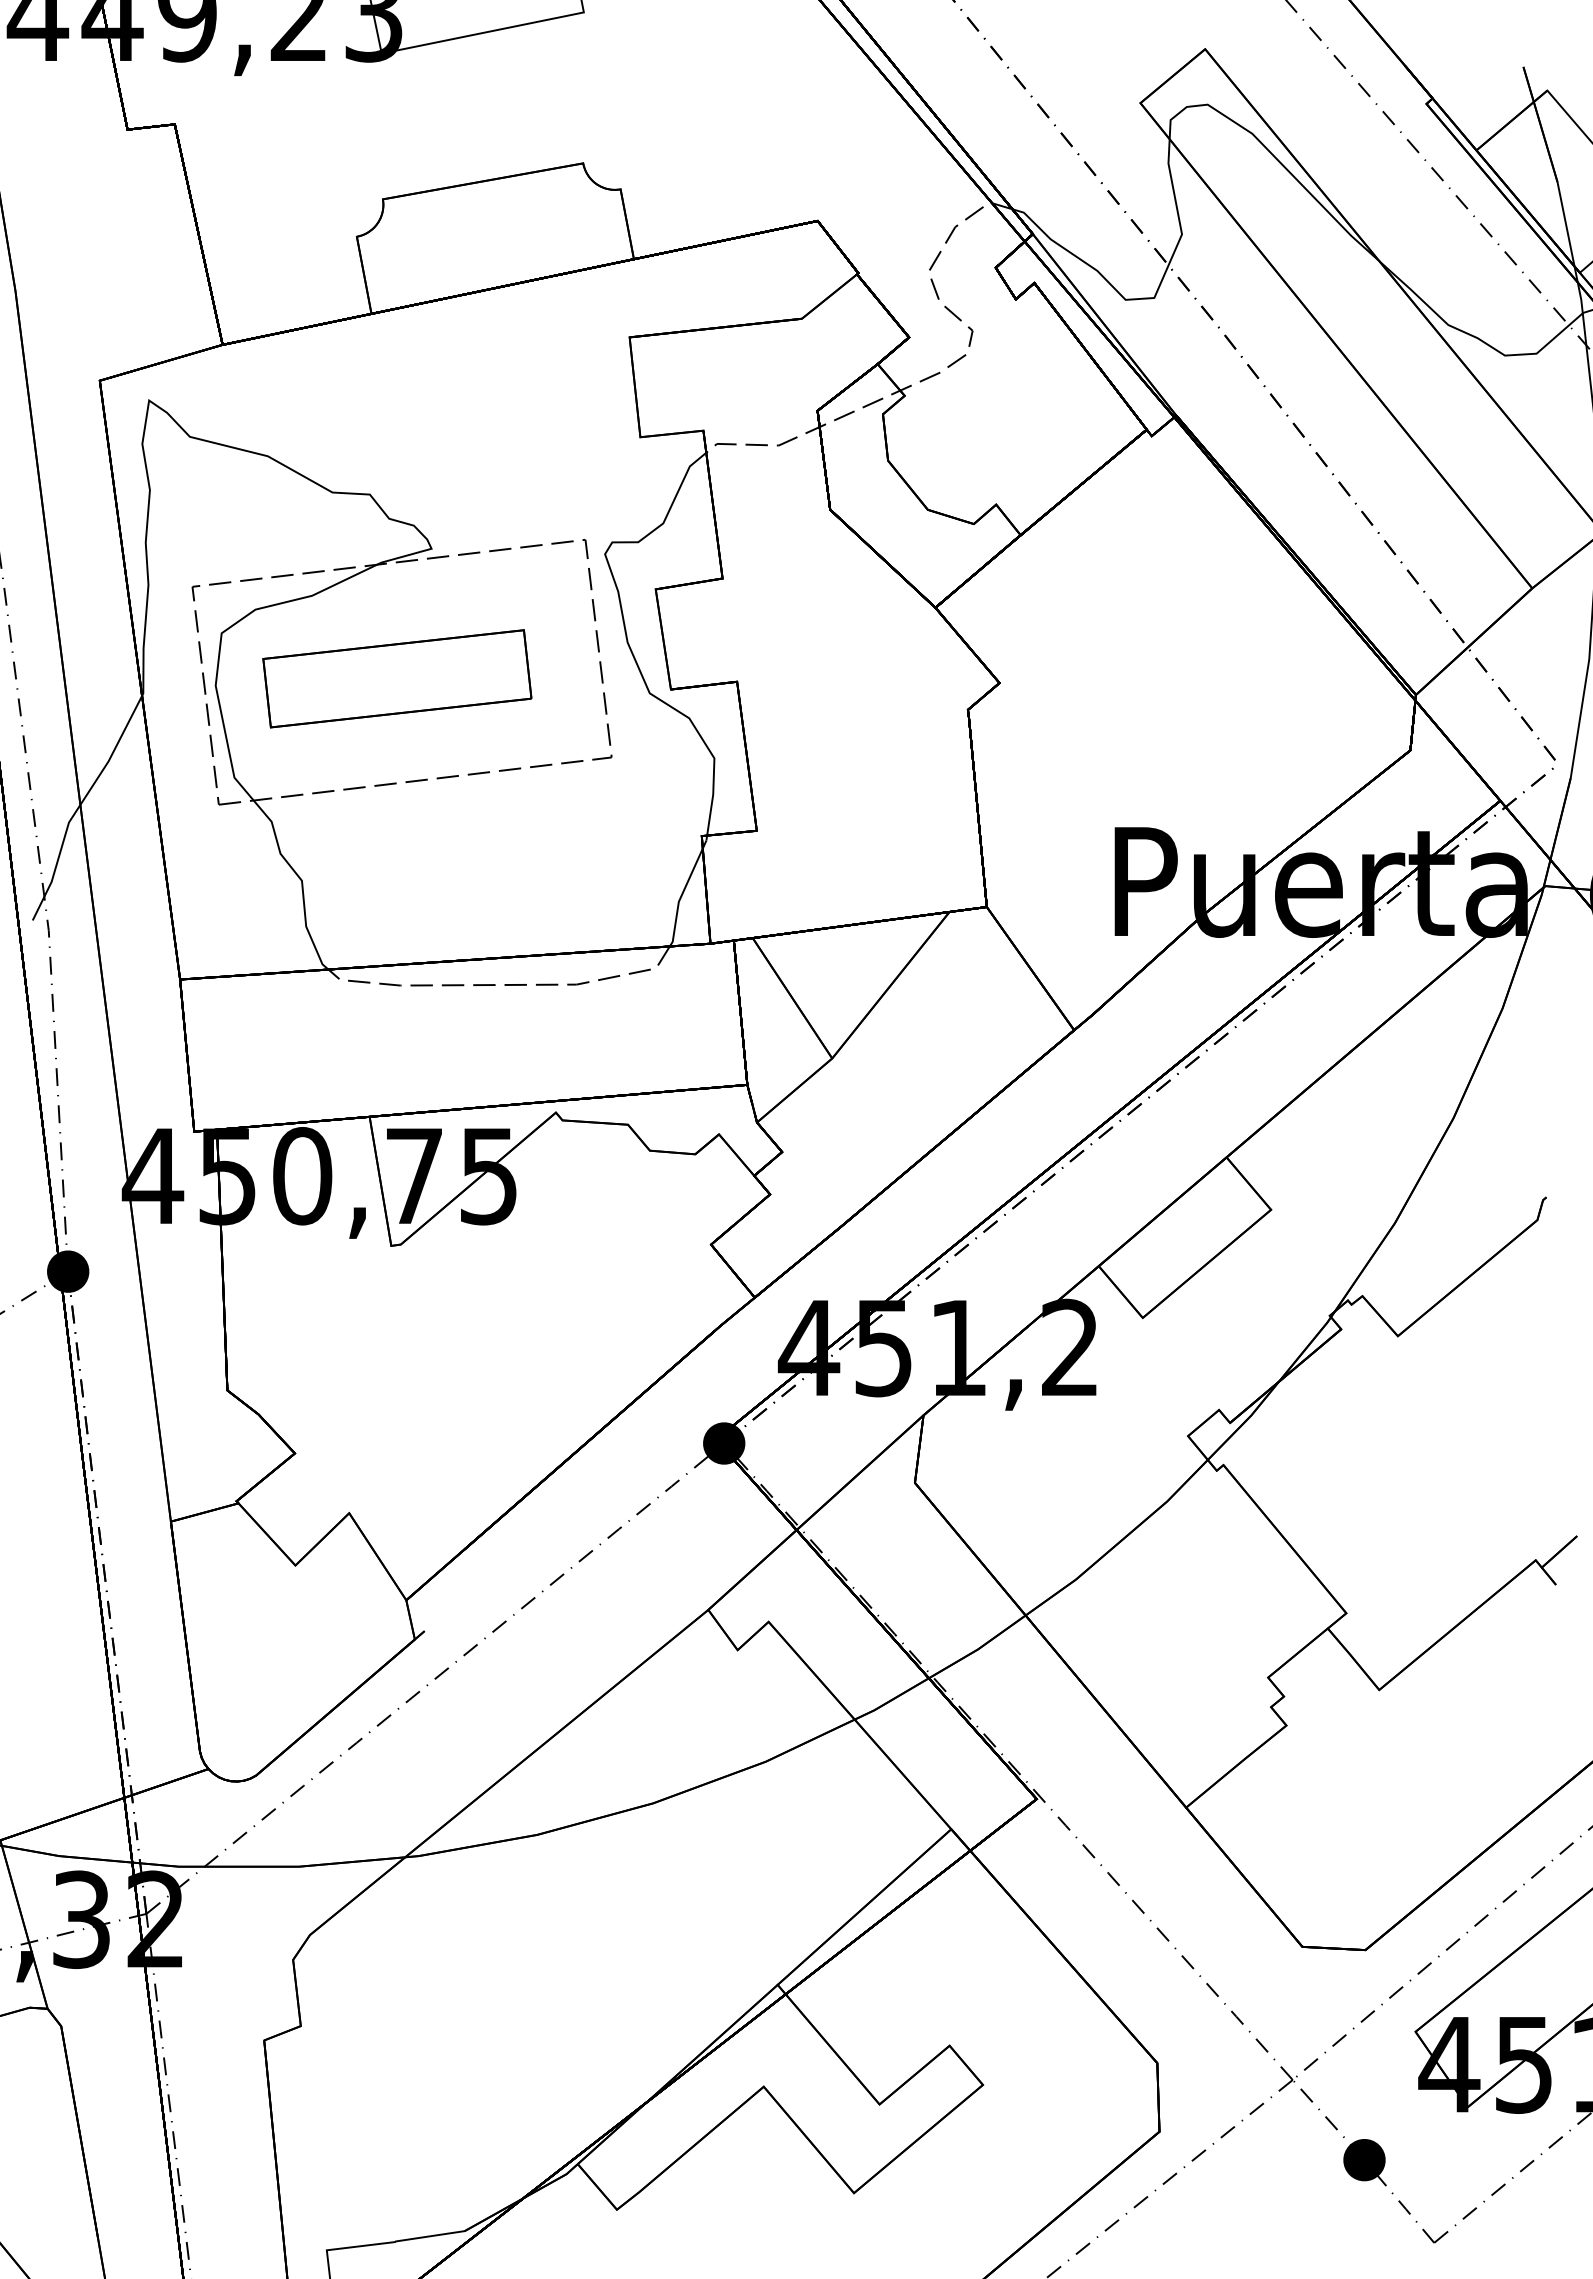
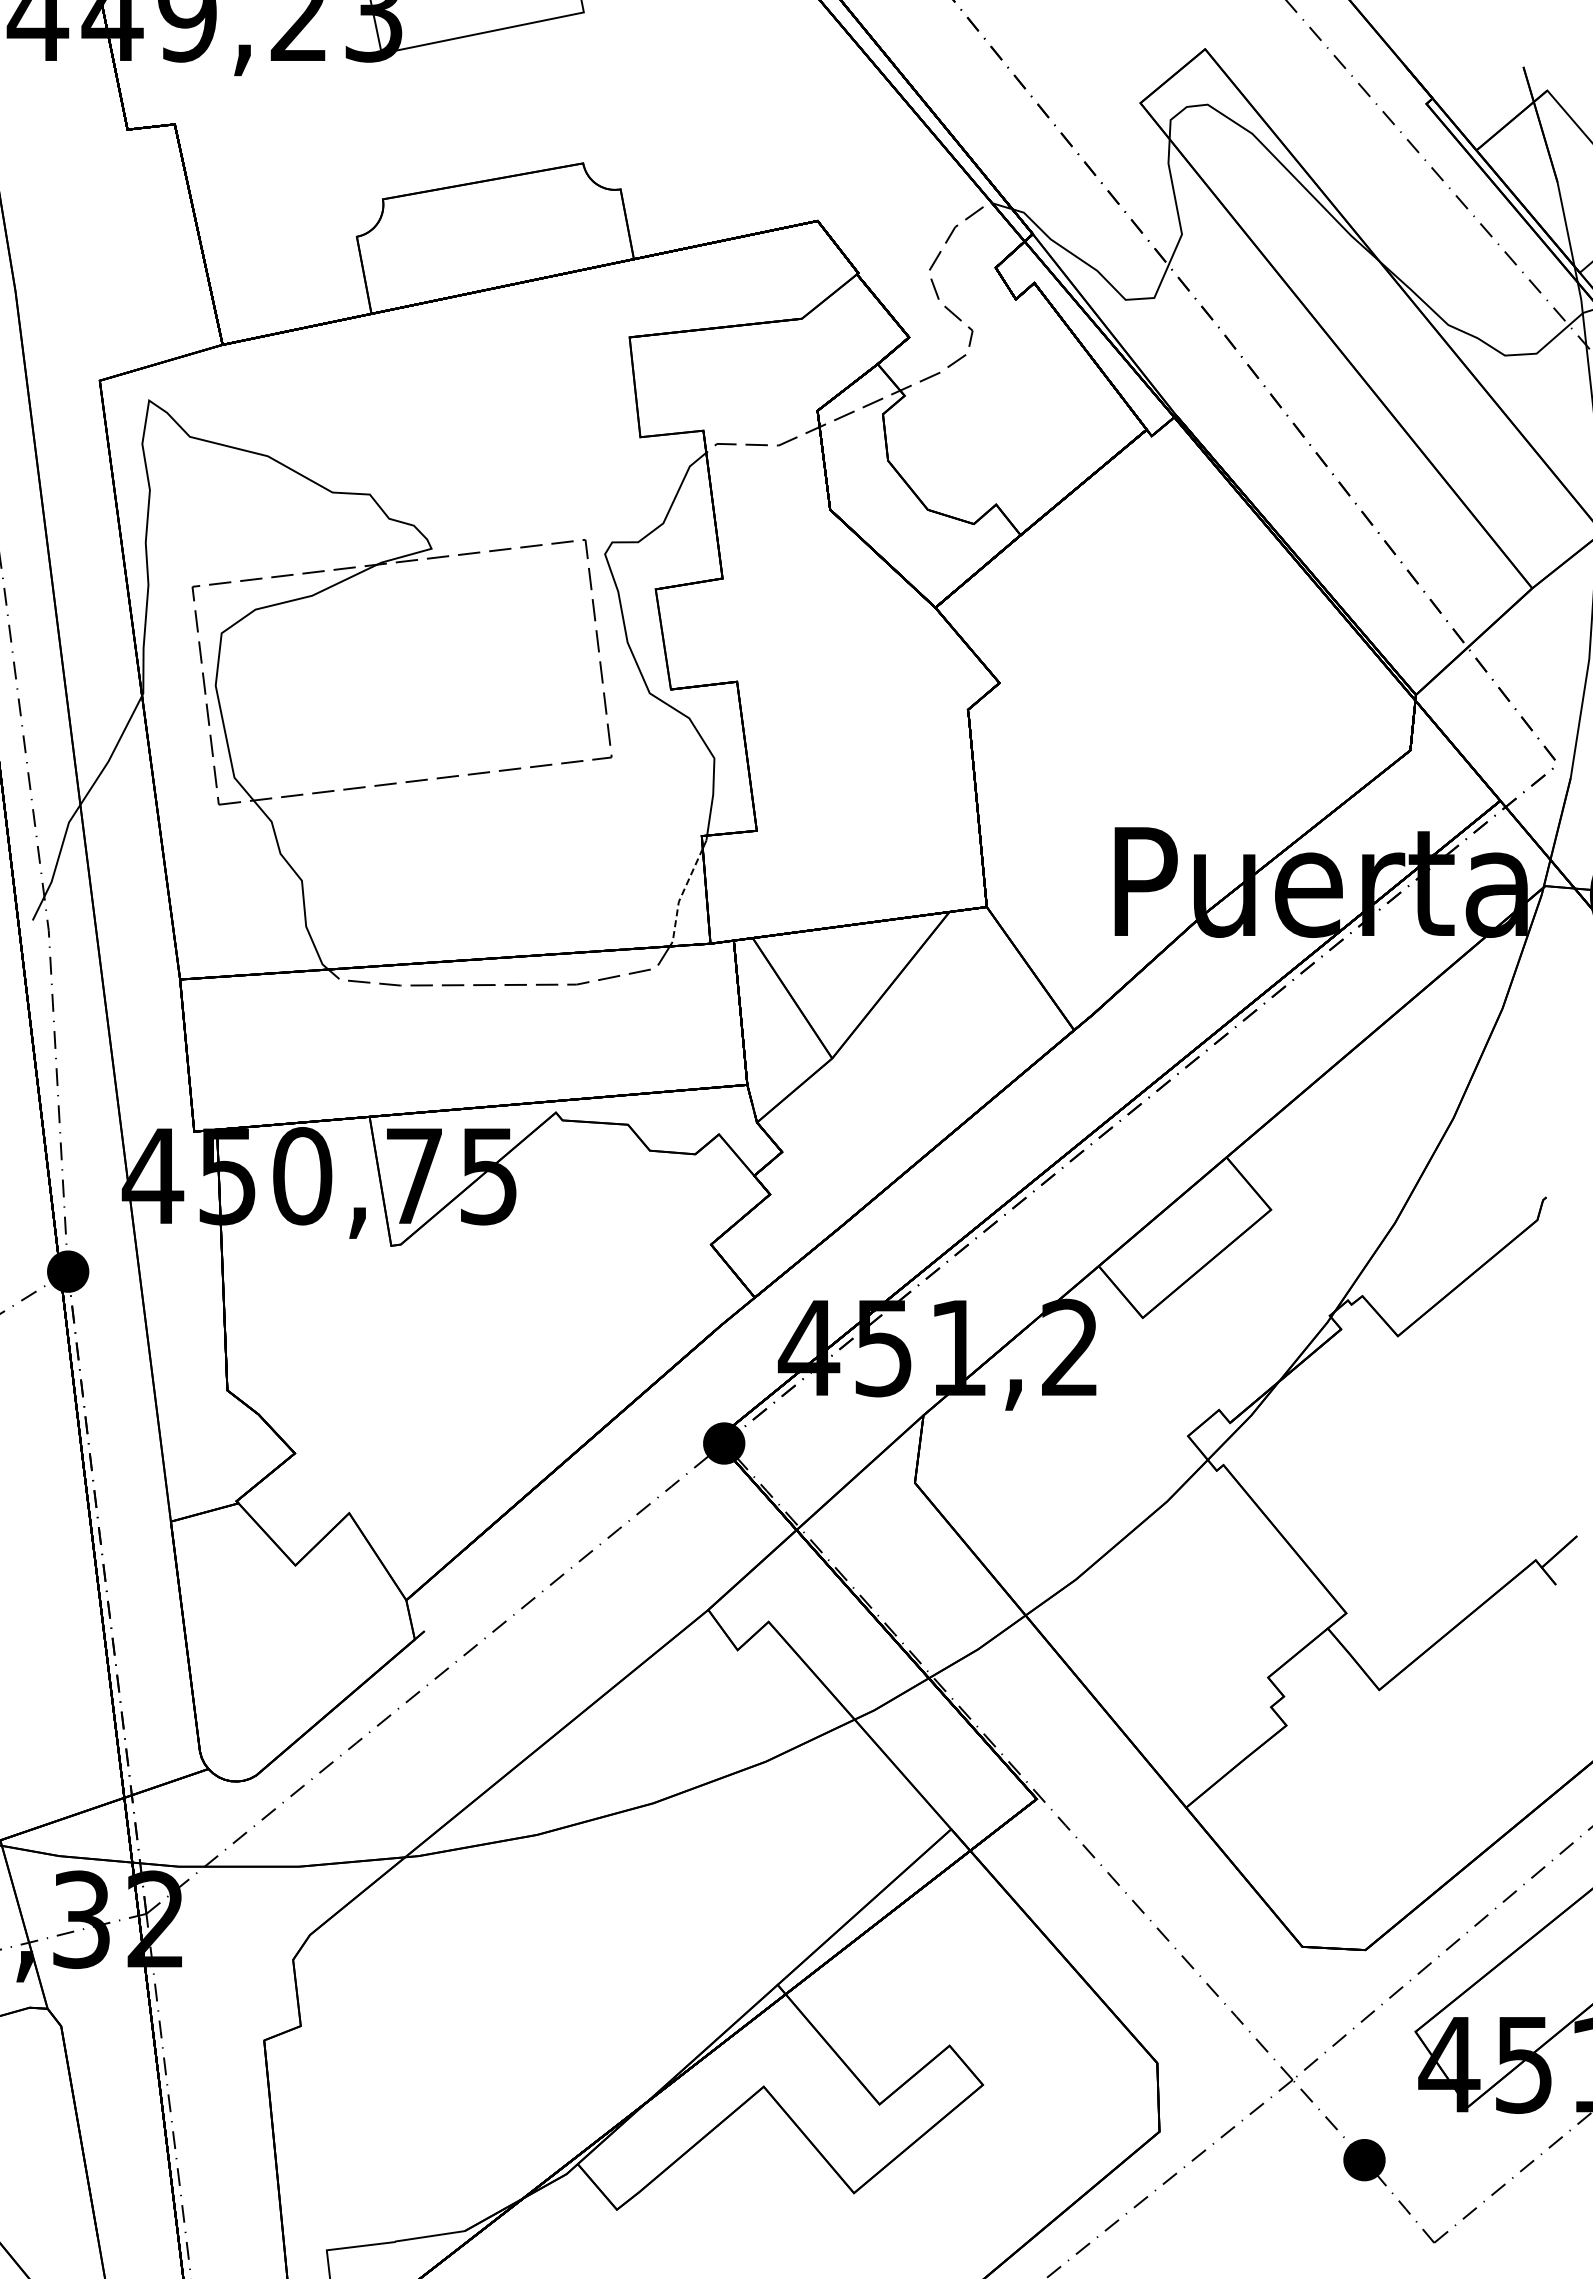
part: present -> none (397, 678)
line: solid -> dashed (680, 897)
